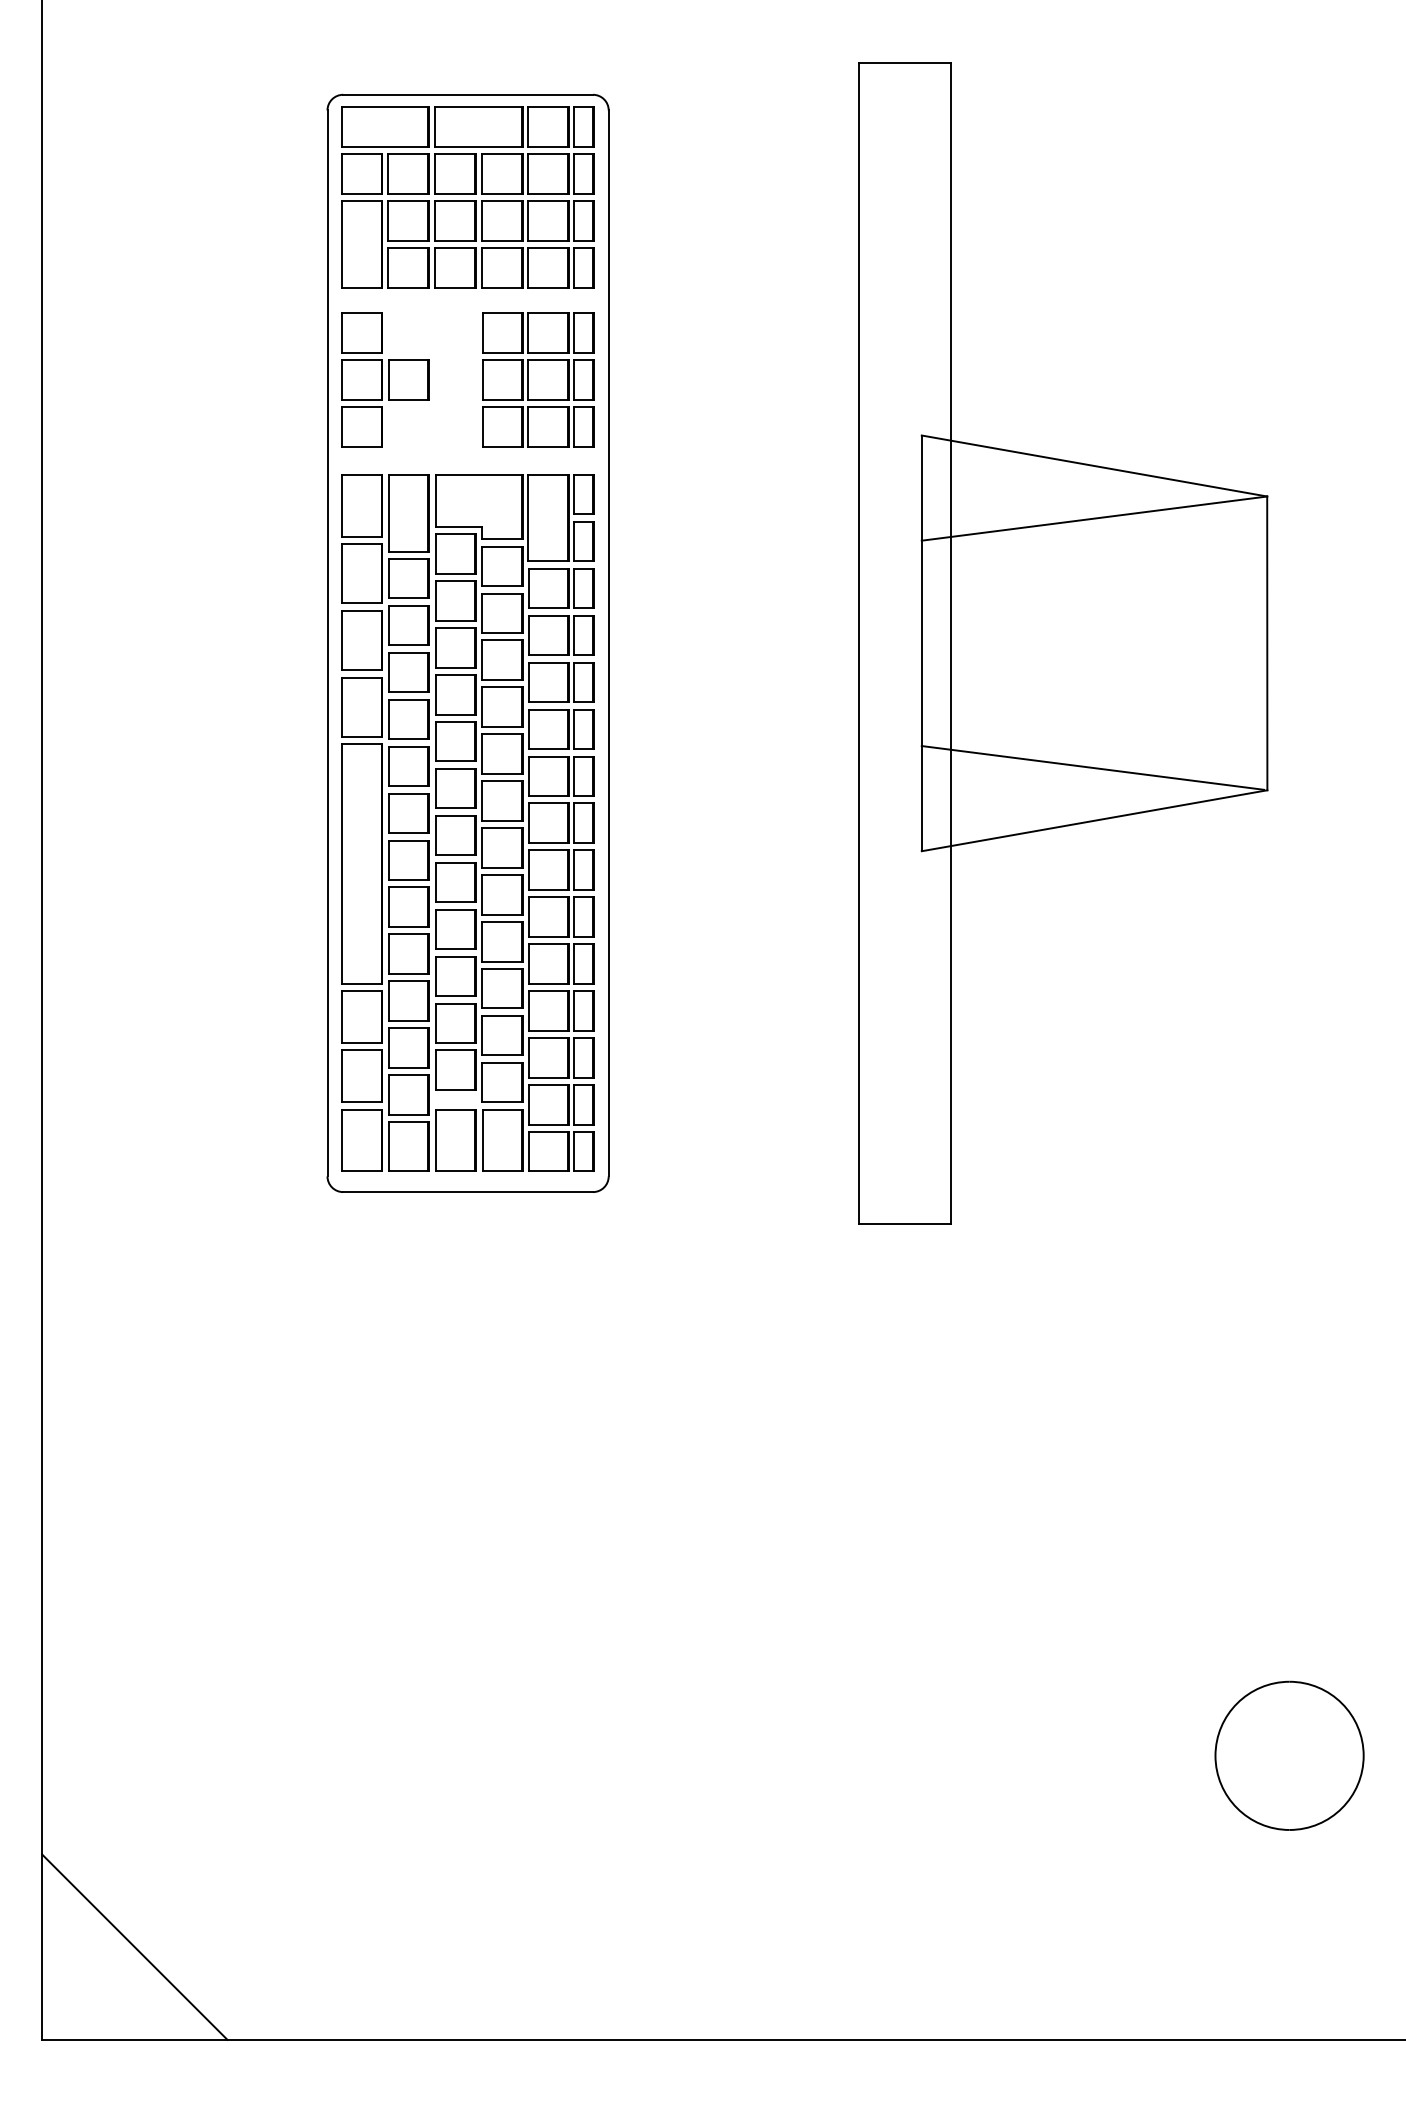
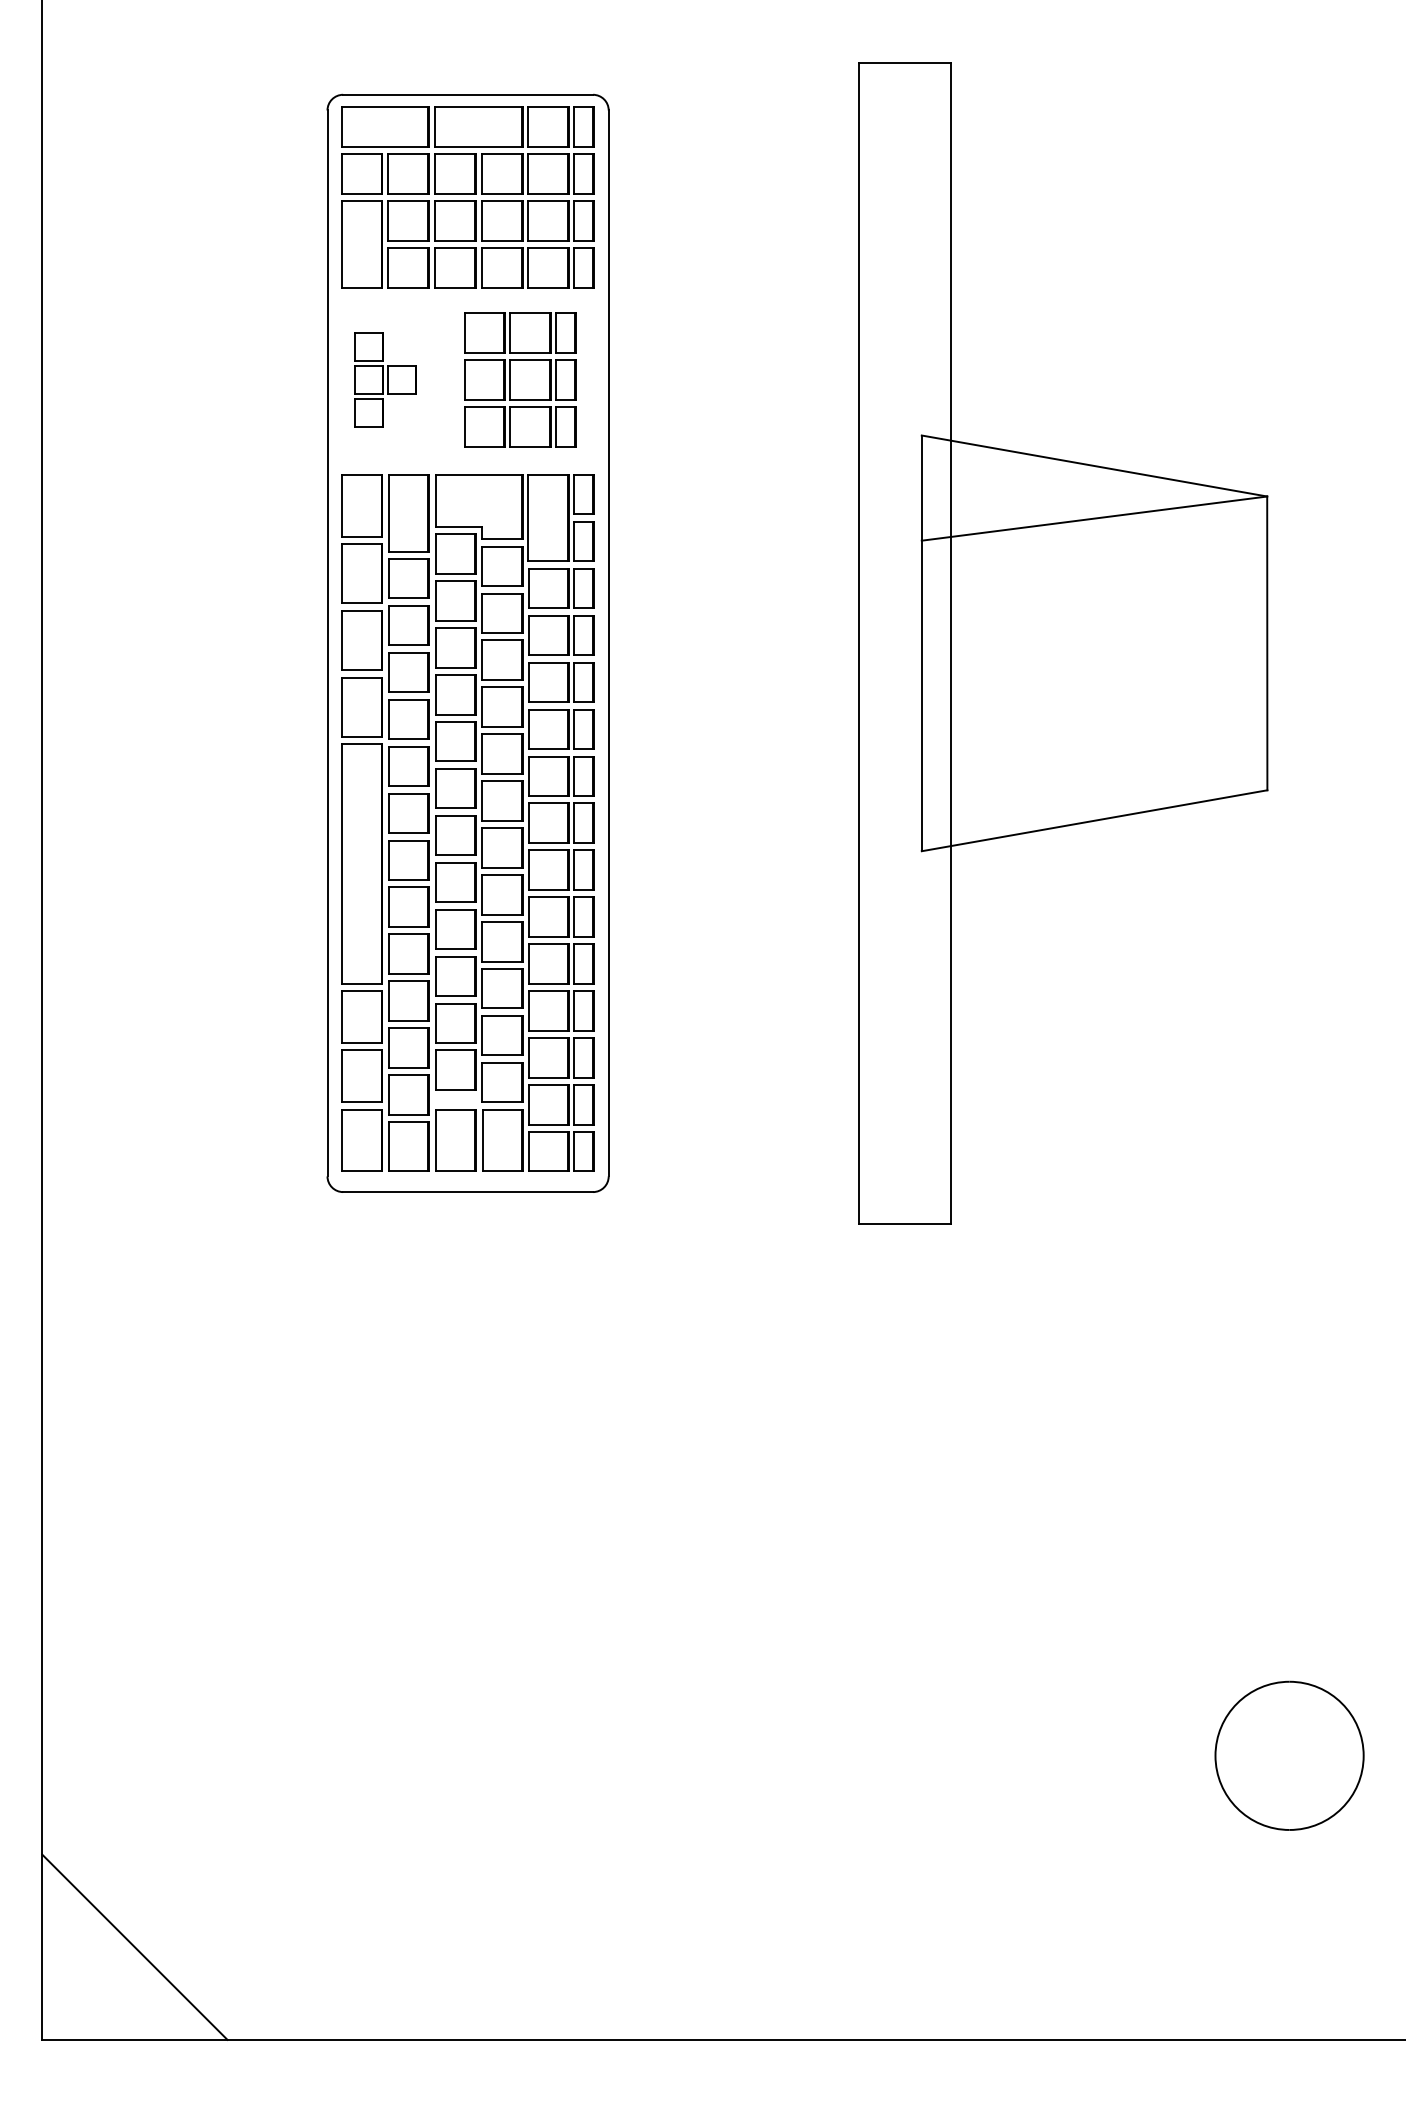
part size: 89x136 px -> 63x96 px (385, 379)
part position: (538, 379) -> (520, 379) (520, 379)
line: present -> none (1092, 767)
